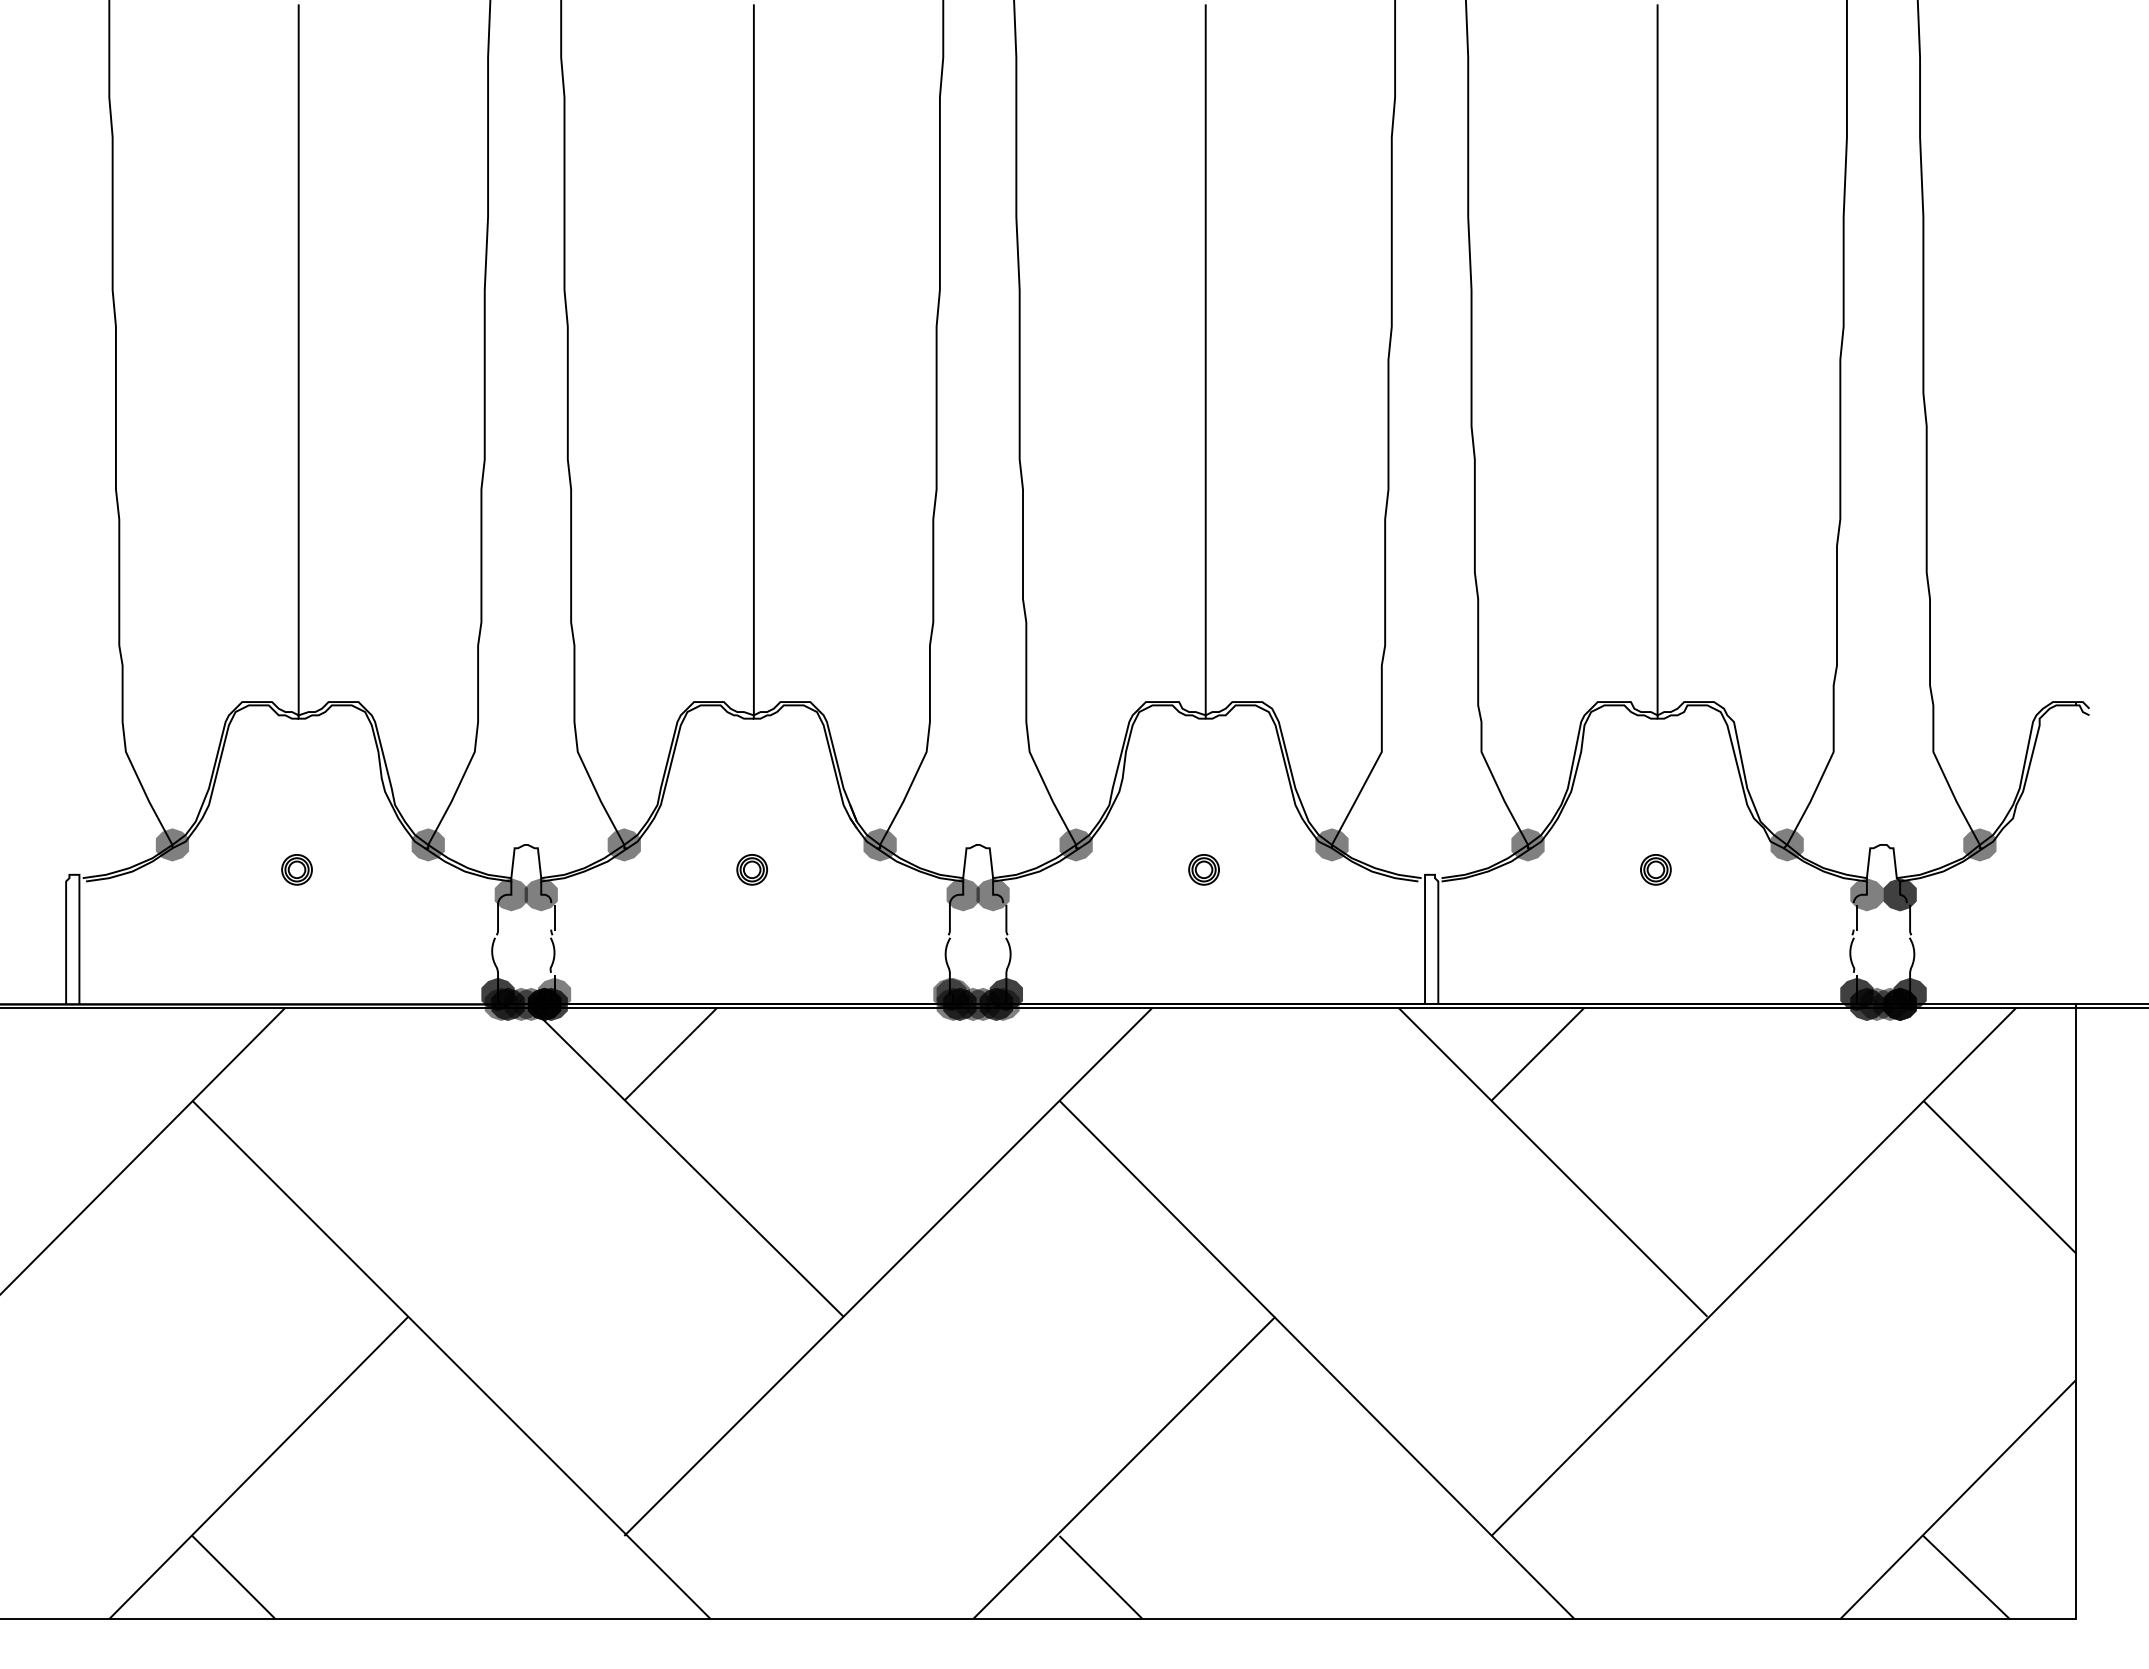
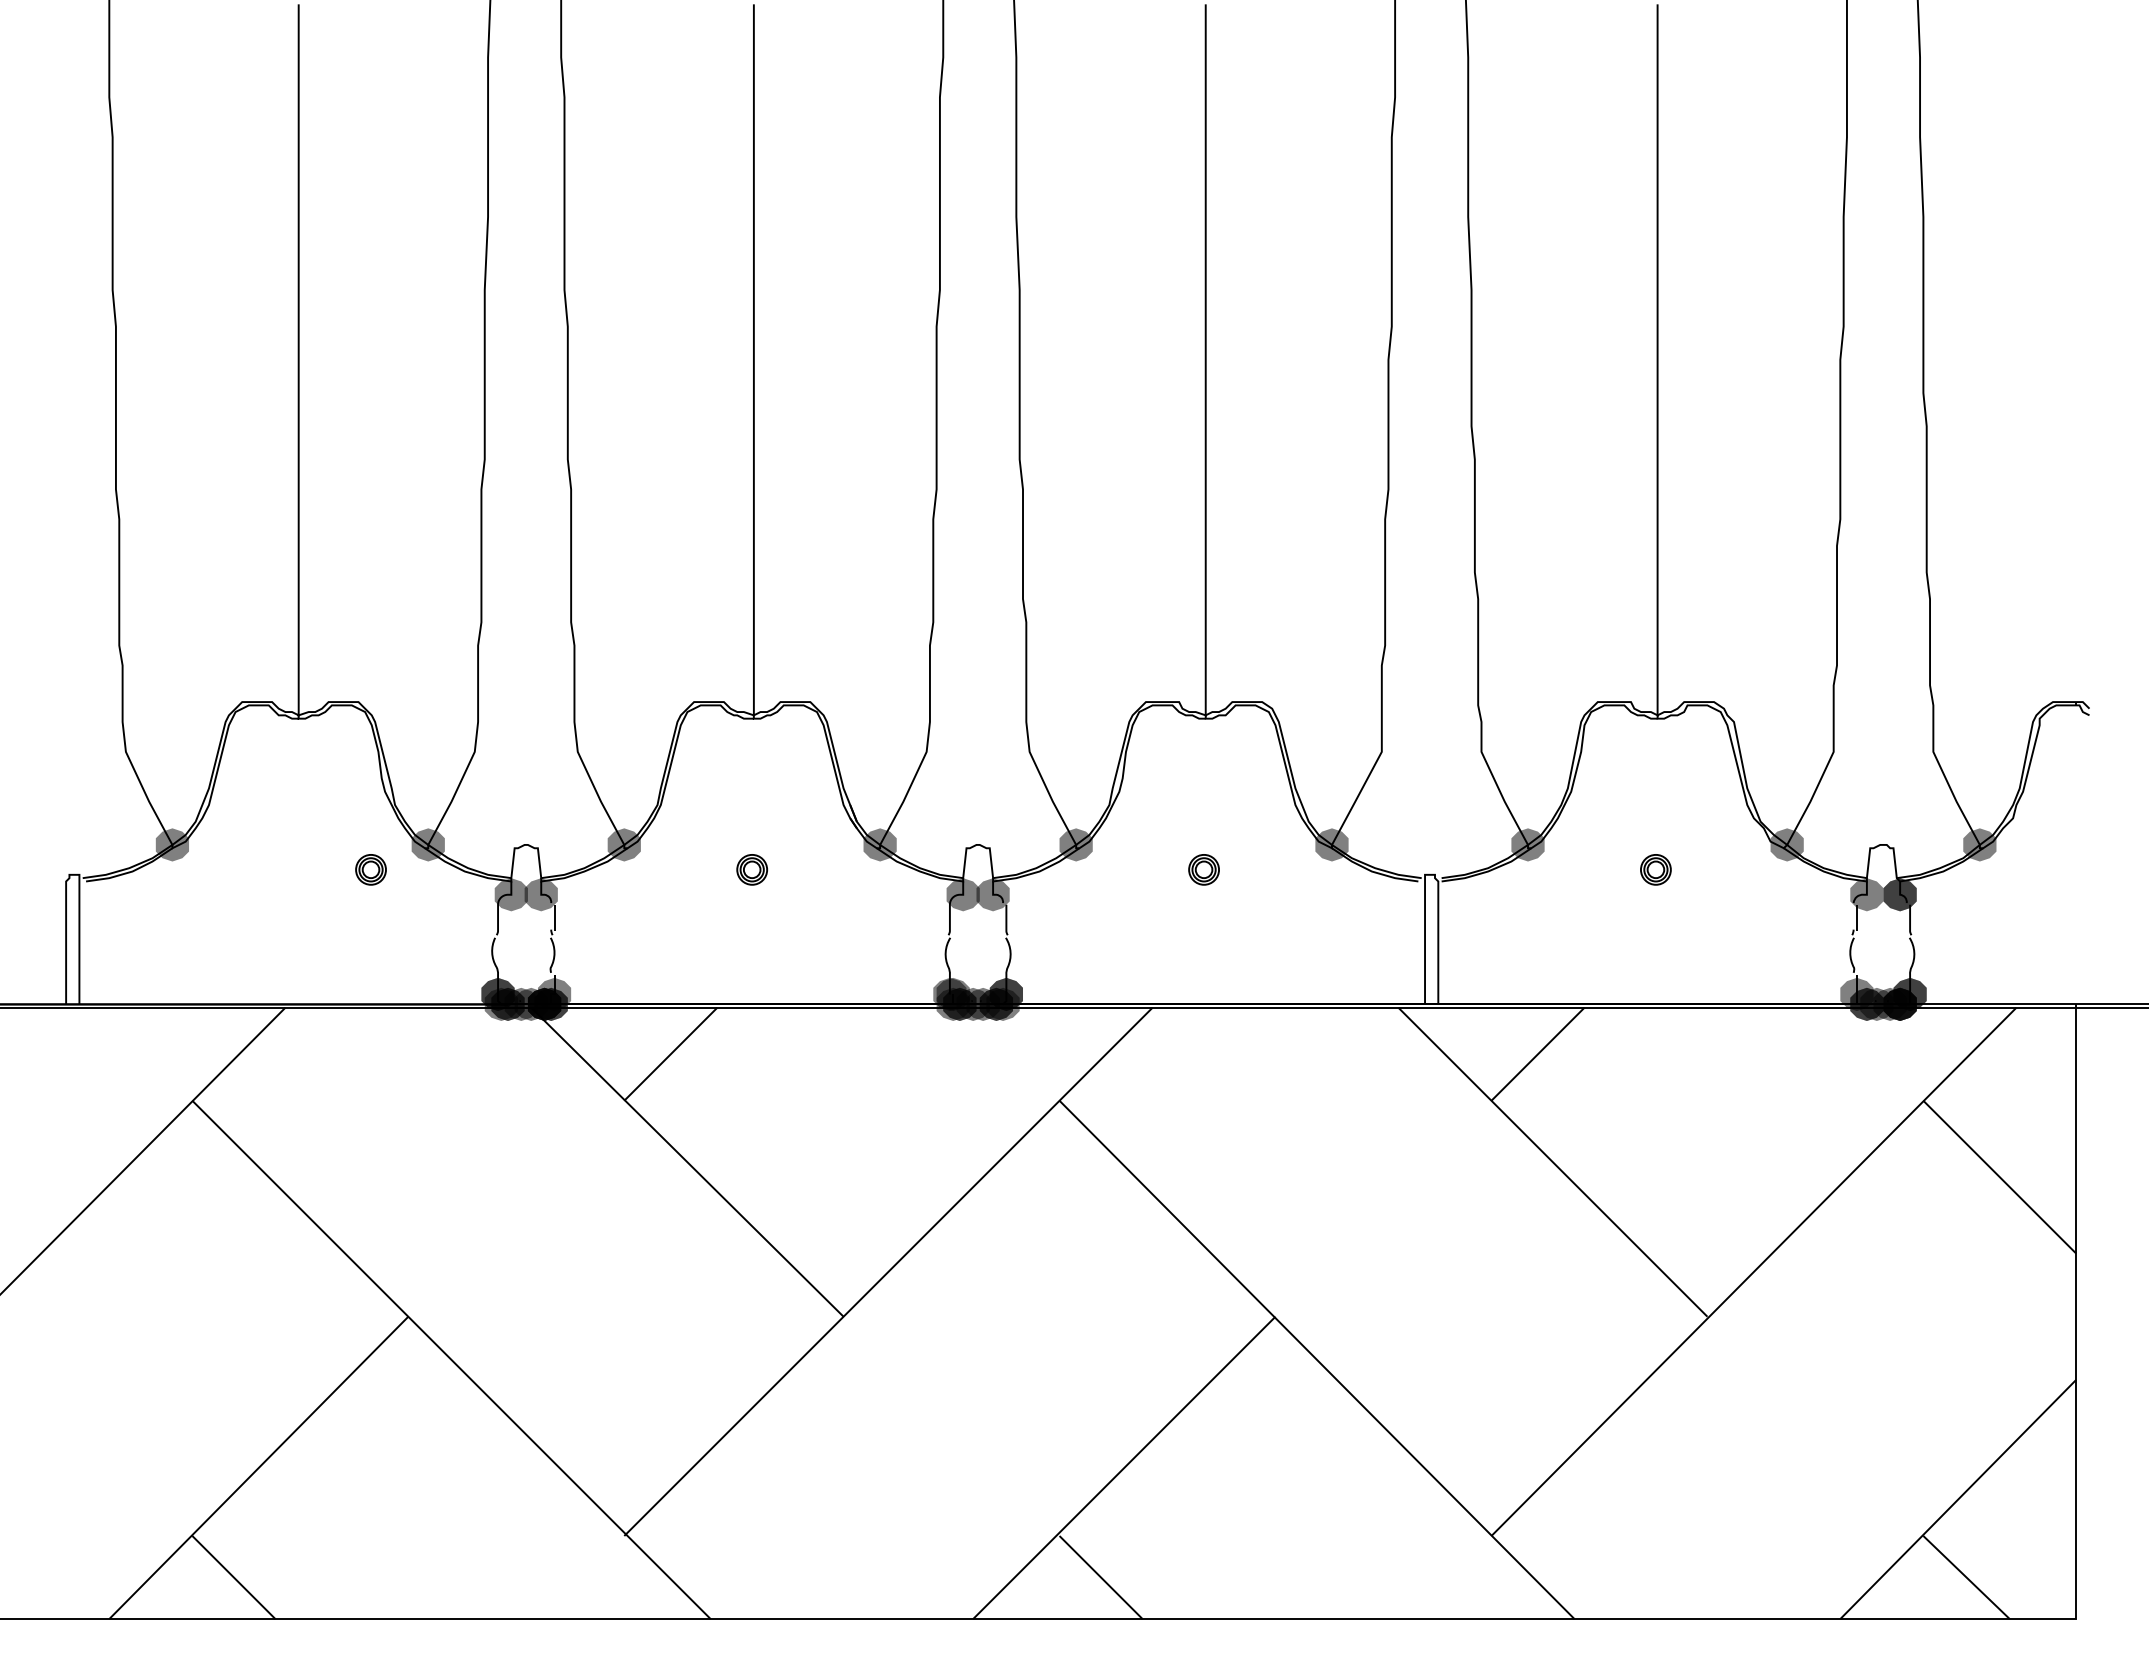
part position: (296, 869) -> (370, 869) (370, 869)
fill: present -> none (1856, 994)
